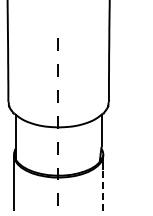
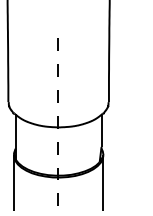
line: dashed -> solid (103, 190)
